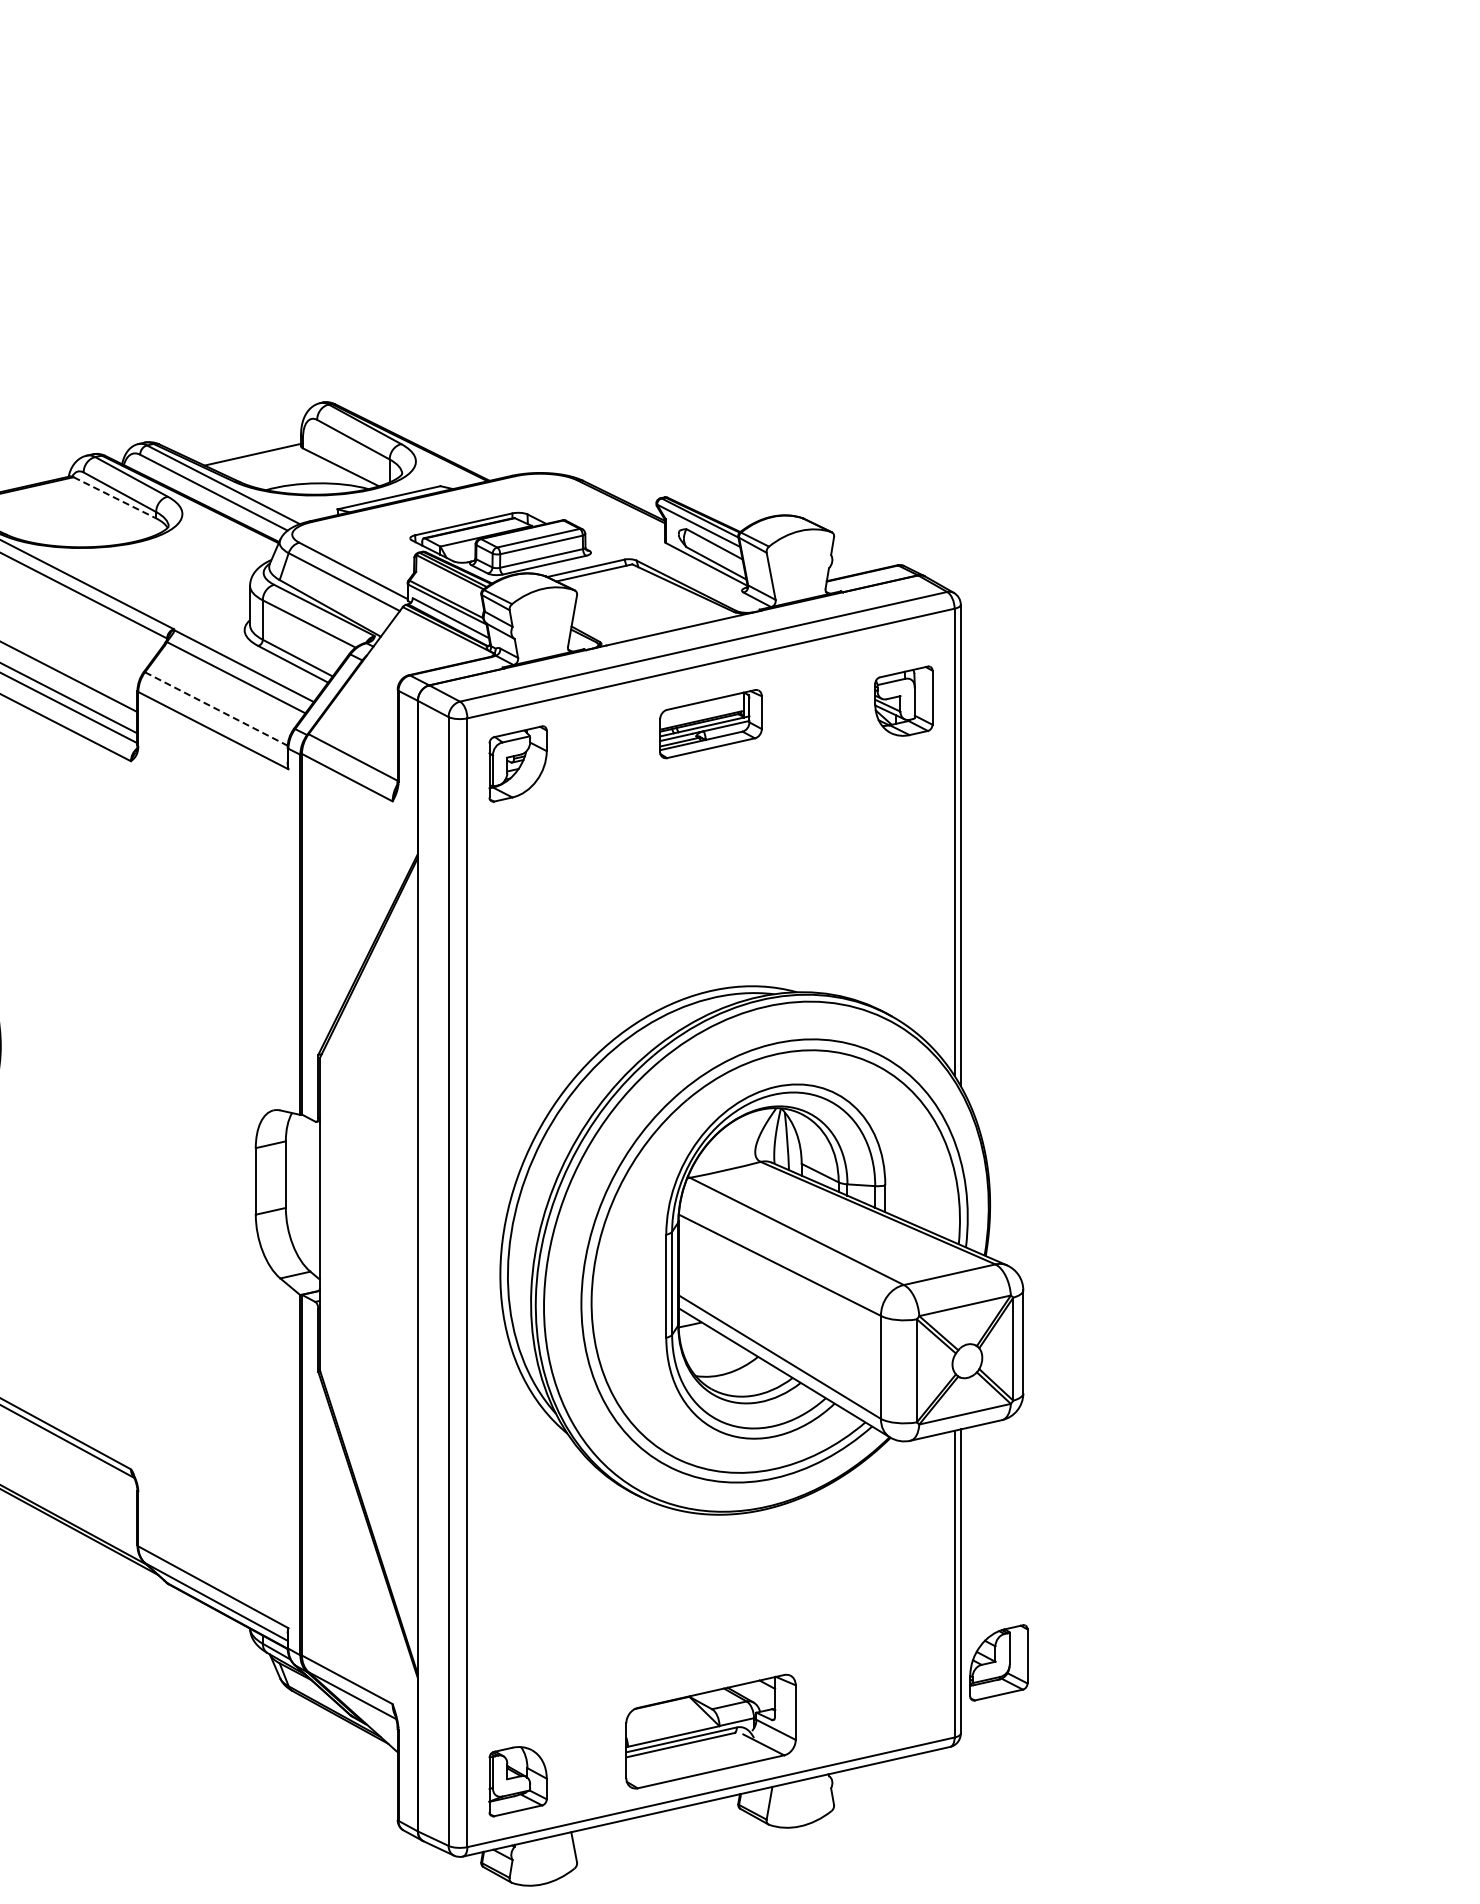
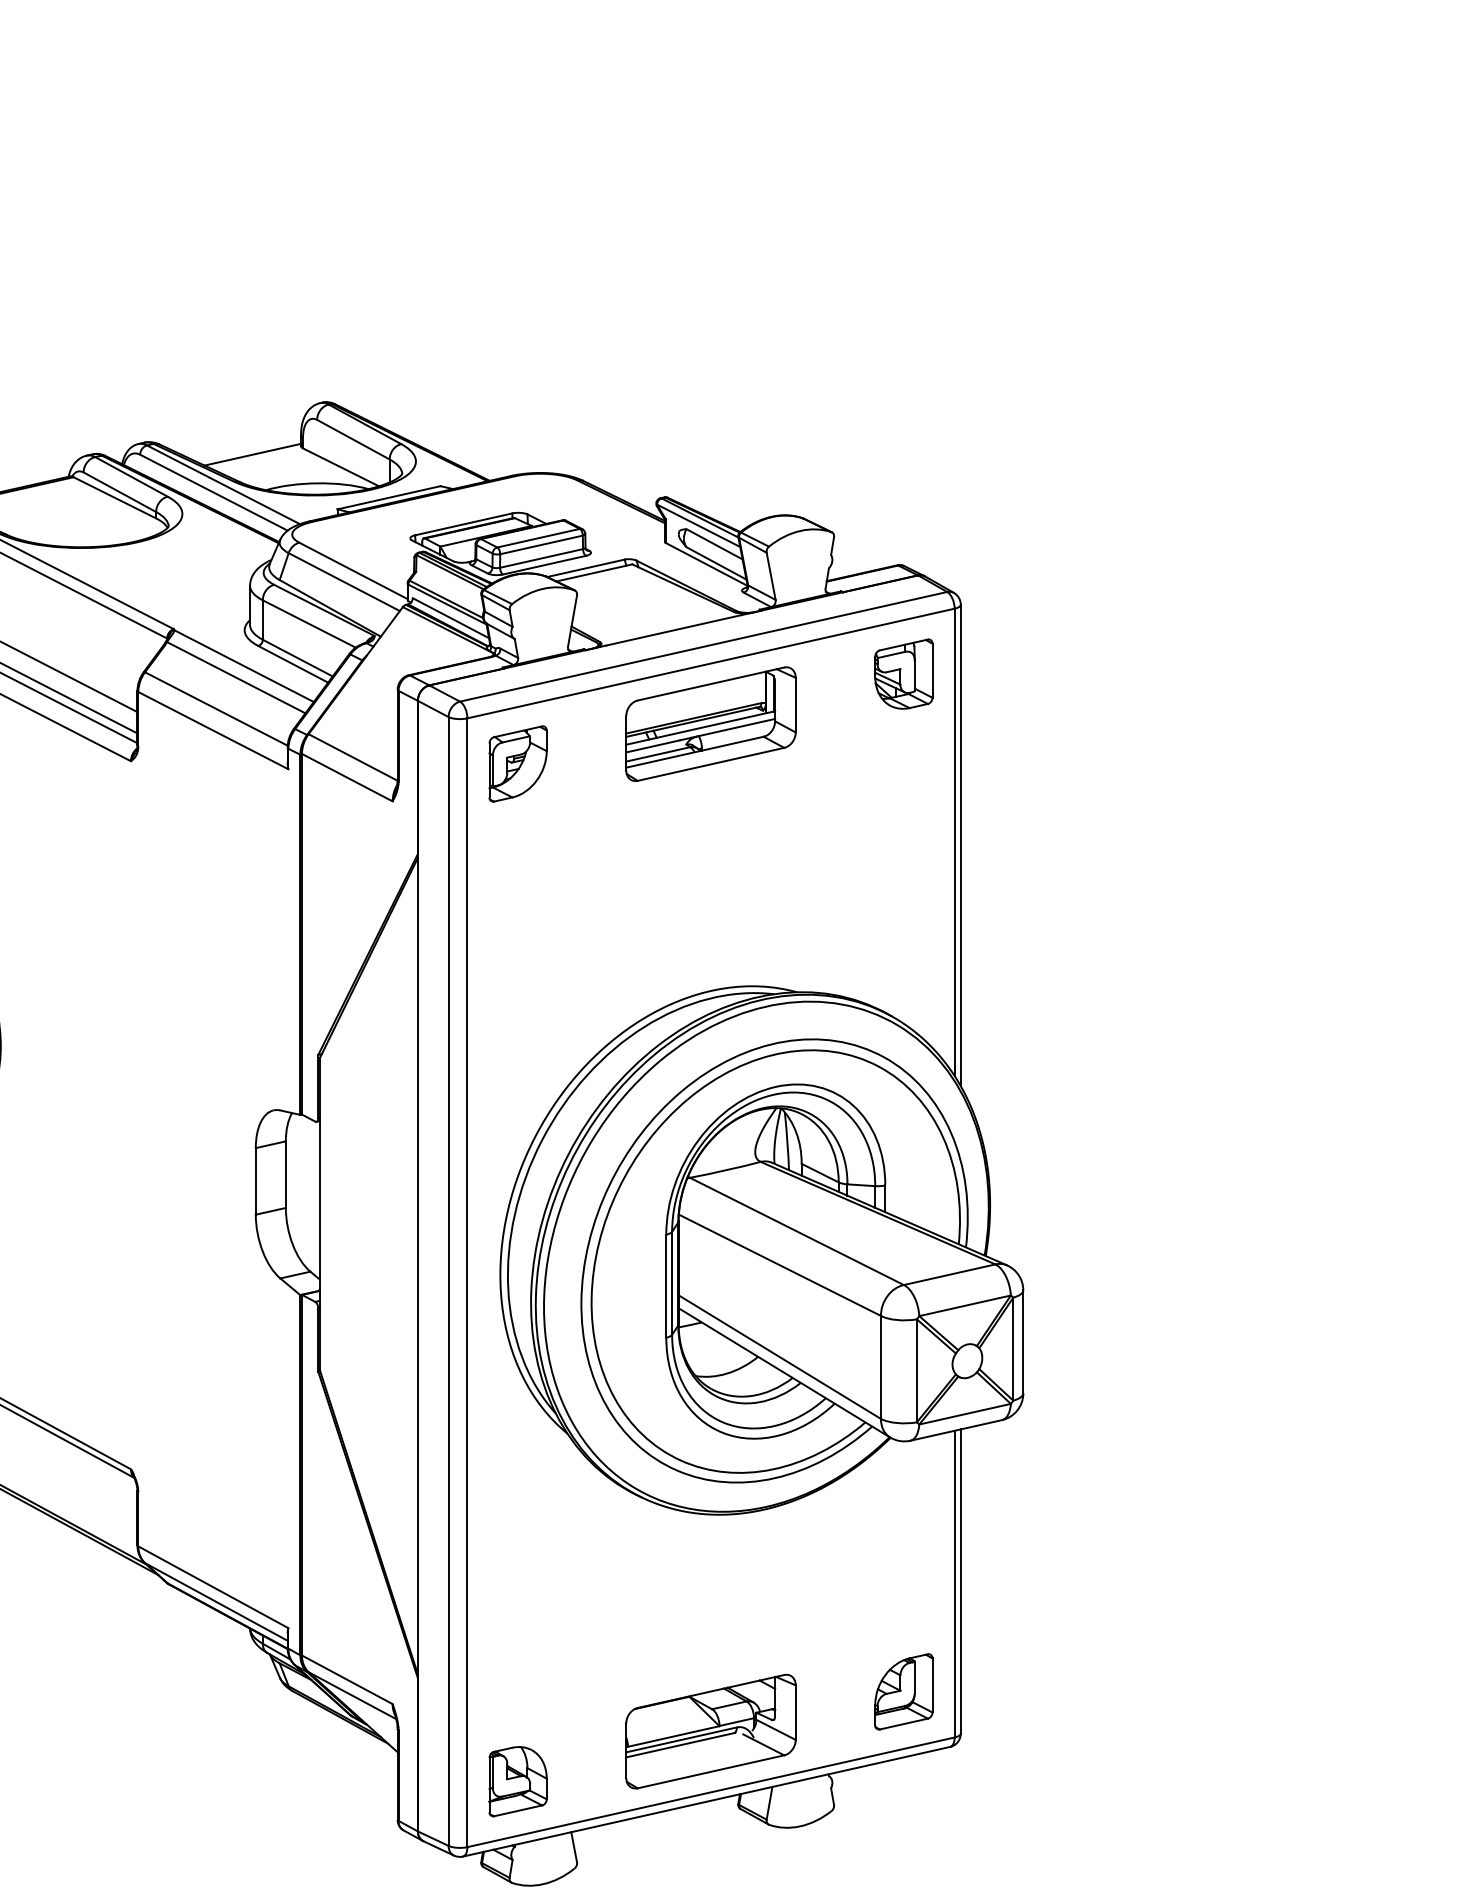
line: dashed -> solid (115, 498)
part position: (903, 700) -> (903, 673) (903, 673)
line: dashed -> solid (216, 709)
part size: 104x71 px -> 172x116 px (710, 723)
part position: (998, 1662) -> (903, 1691) (903, 1691)
